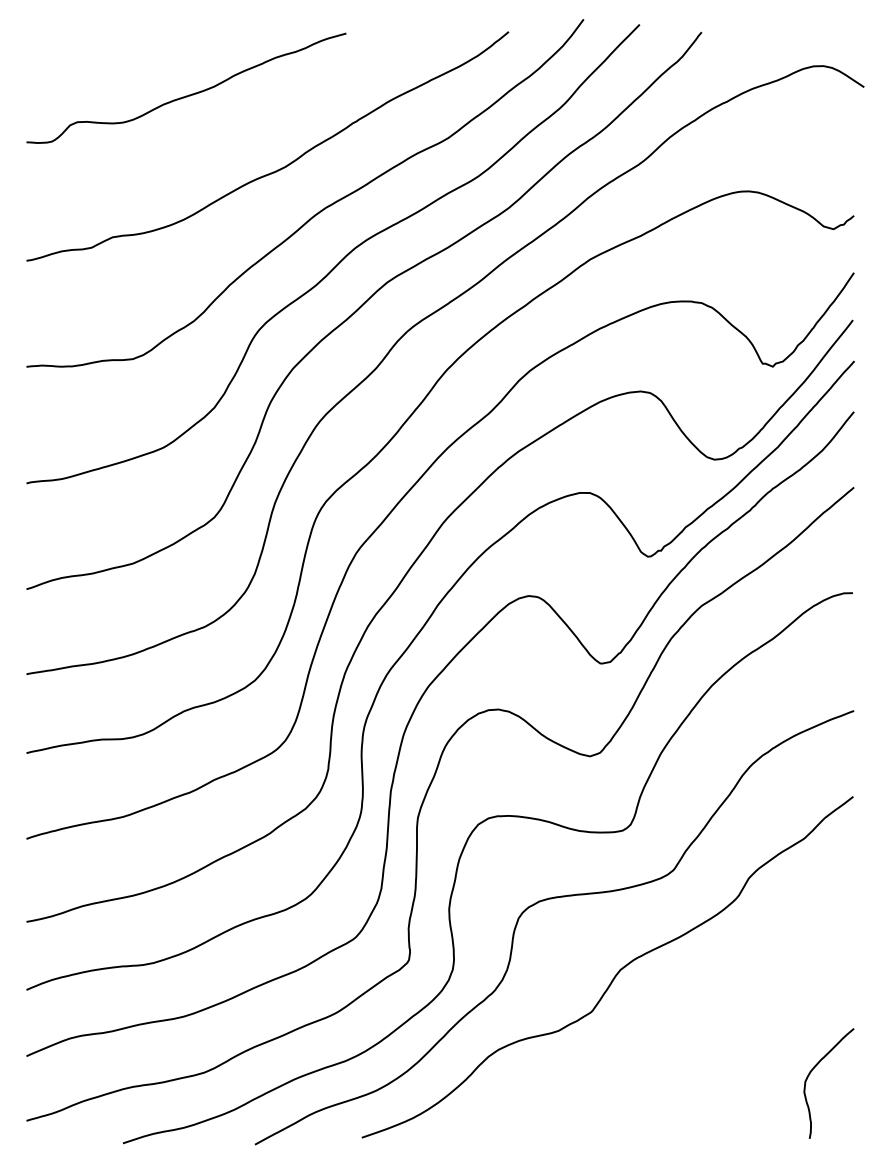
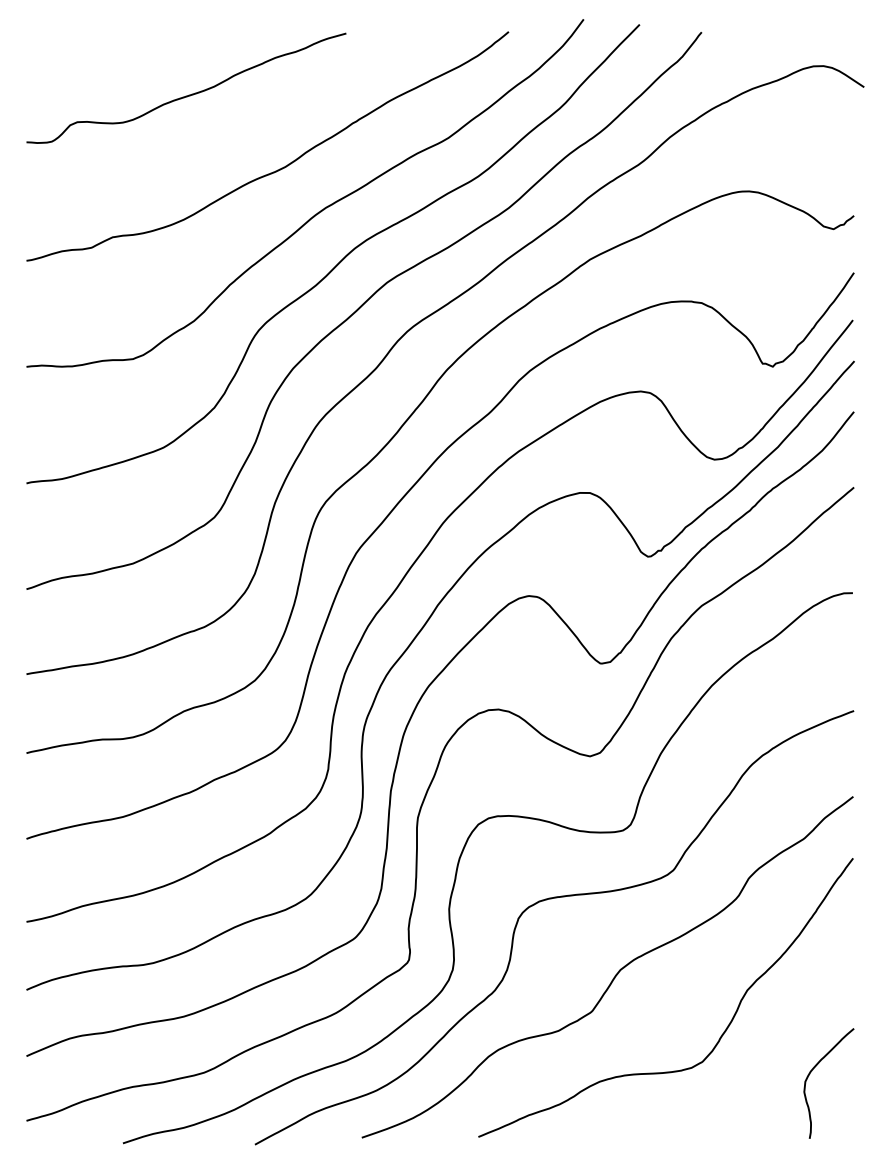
curve: none -> present (721, 1034)
